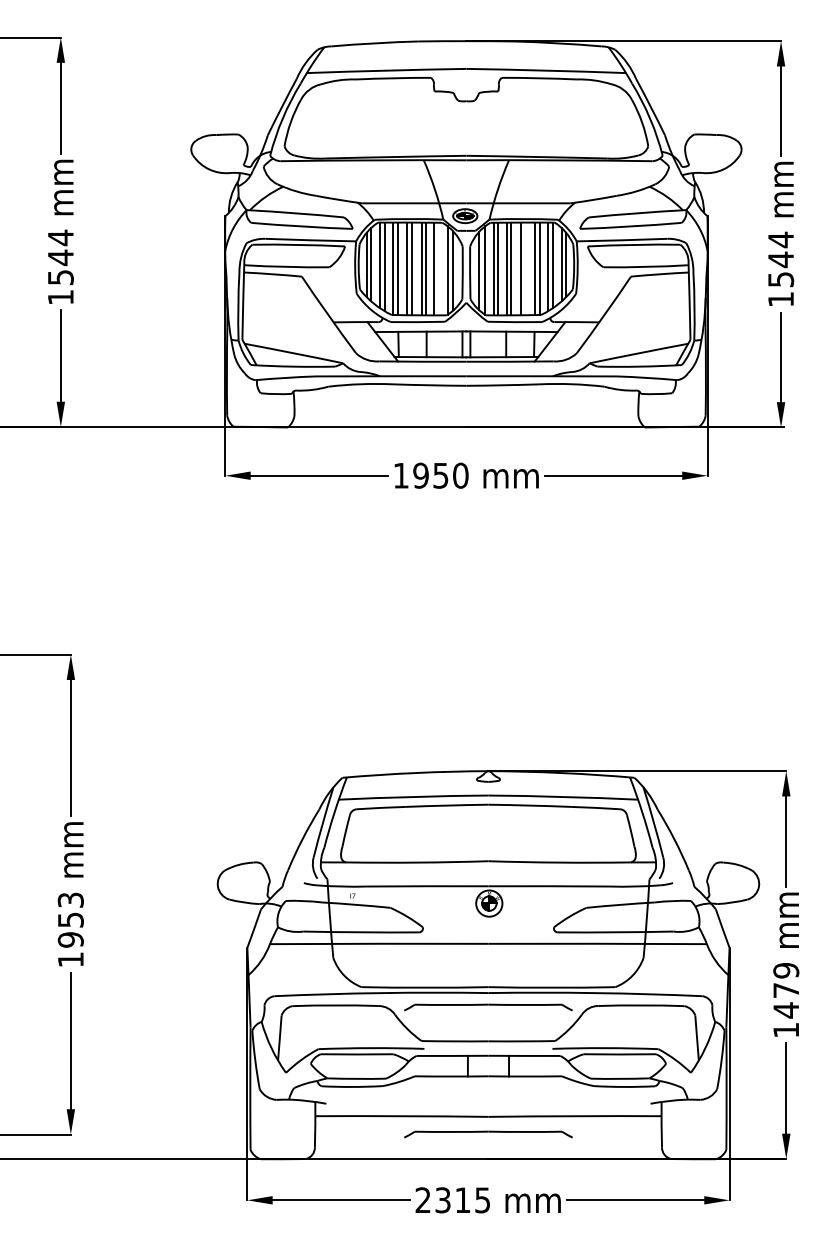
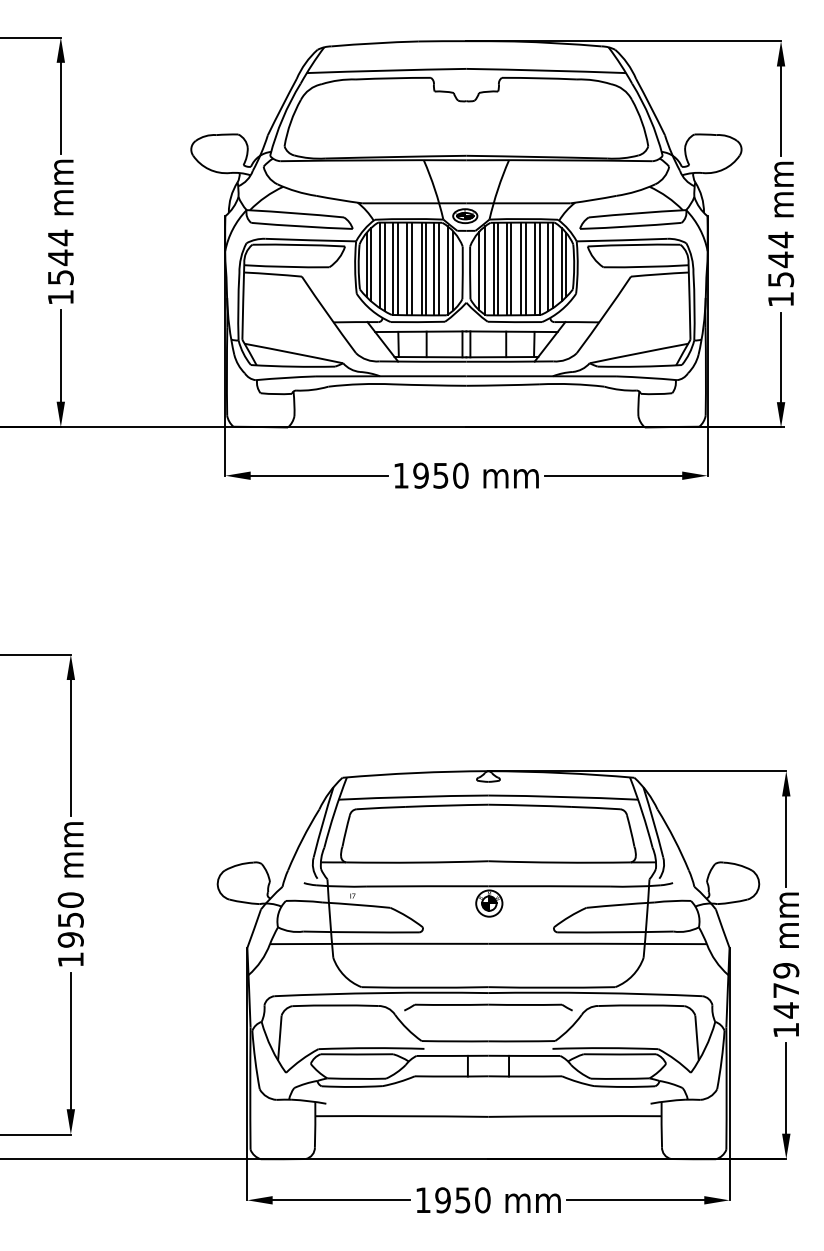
line: none -> present (439, 268)
line: none -> present (525, 268)
text: 1953 -> 1950 (70, 899)
part: present -> none (488, 1134)
text: 2315 -> 1950 (452, 1200)
